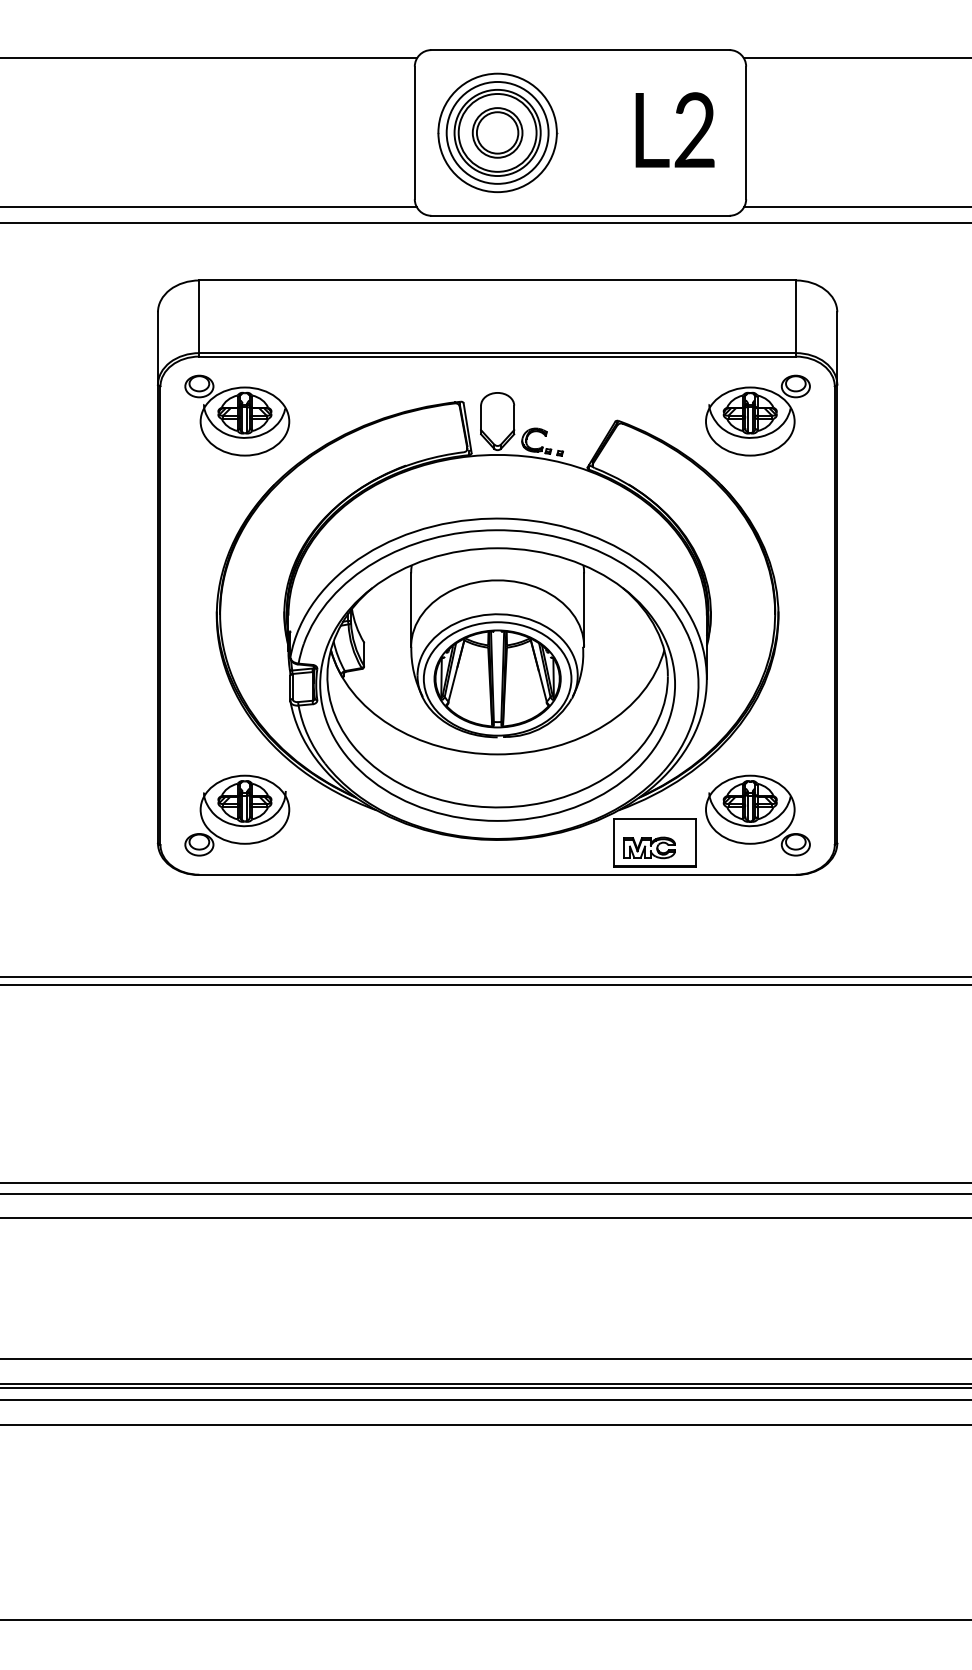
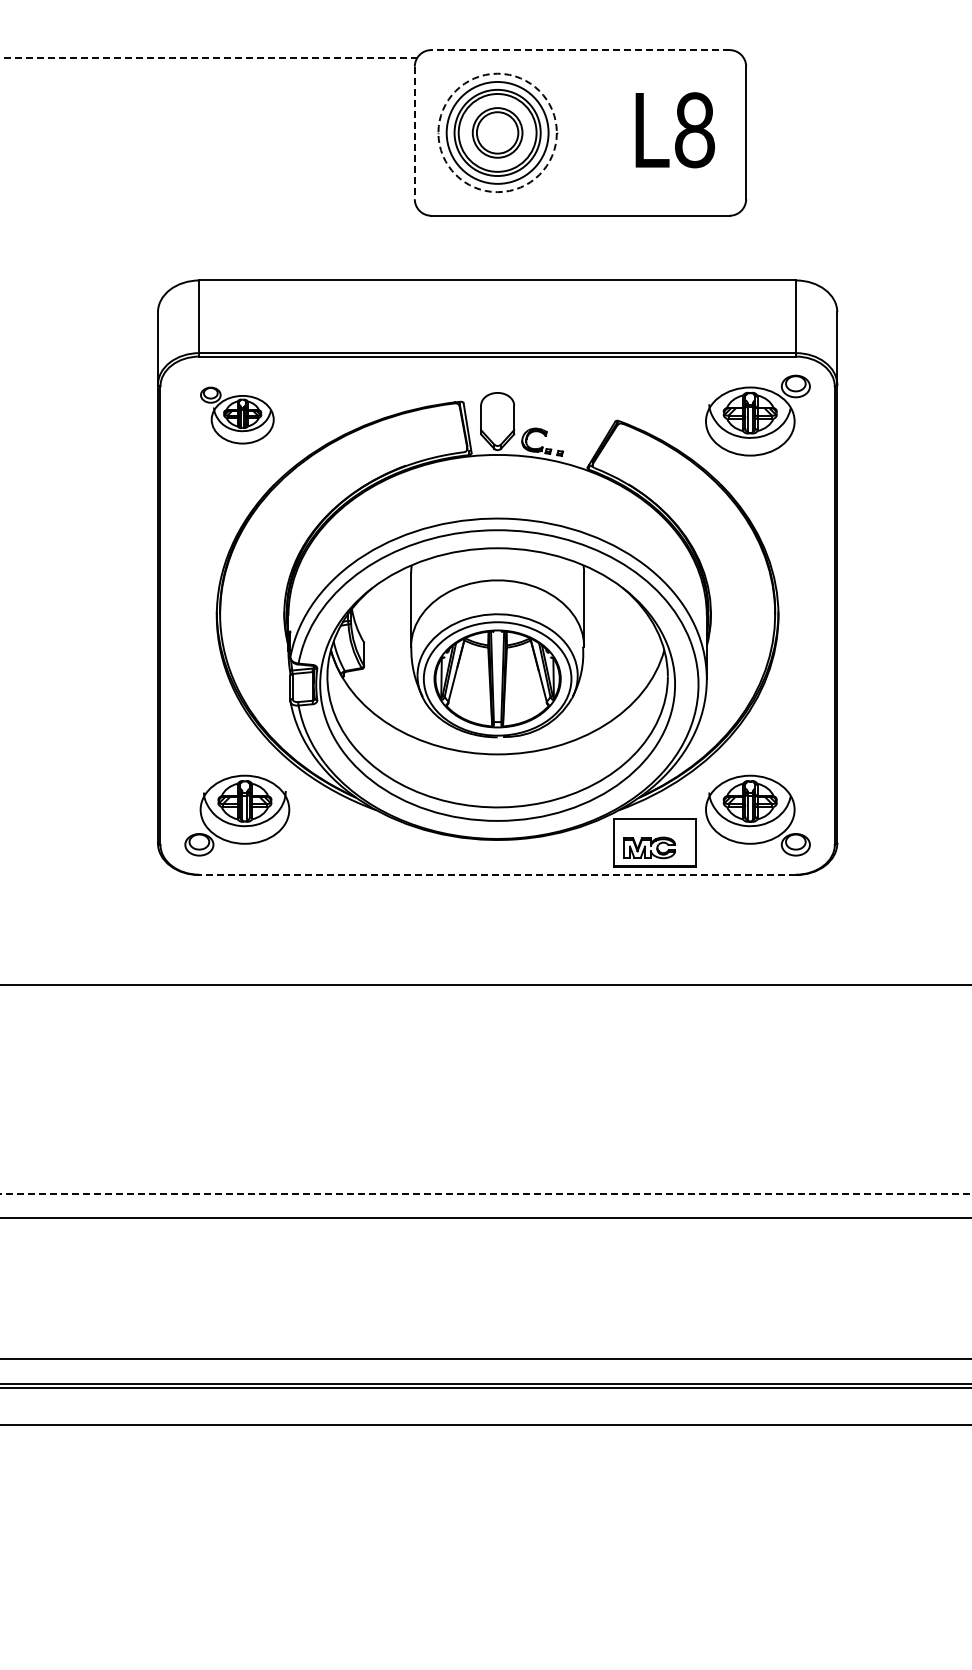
line: solid -> dashed (579, 50)
line: solid -> dashed (209, 58)
line: present -> none (855, 58)
text: L2 -> L8 (694, 130)
circle: solid -> dashed (497, 132)
line: solid -> dashed (414, 133)
line: present -> none (209, 207)
line: present -> none (856, 207)
line: present -> none (485, 223)
part size: 107x83 px -> 75x59 px (237, 415)
line: solid -> dashed (497, 874)
line: present -> none (485, 976)
line: present -> none (485, 1183)
line: solid -> dashed (486, 1193)
line: present -> none (485, 1400)
line: present -> none (485, 1619)
